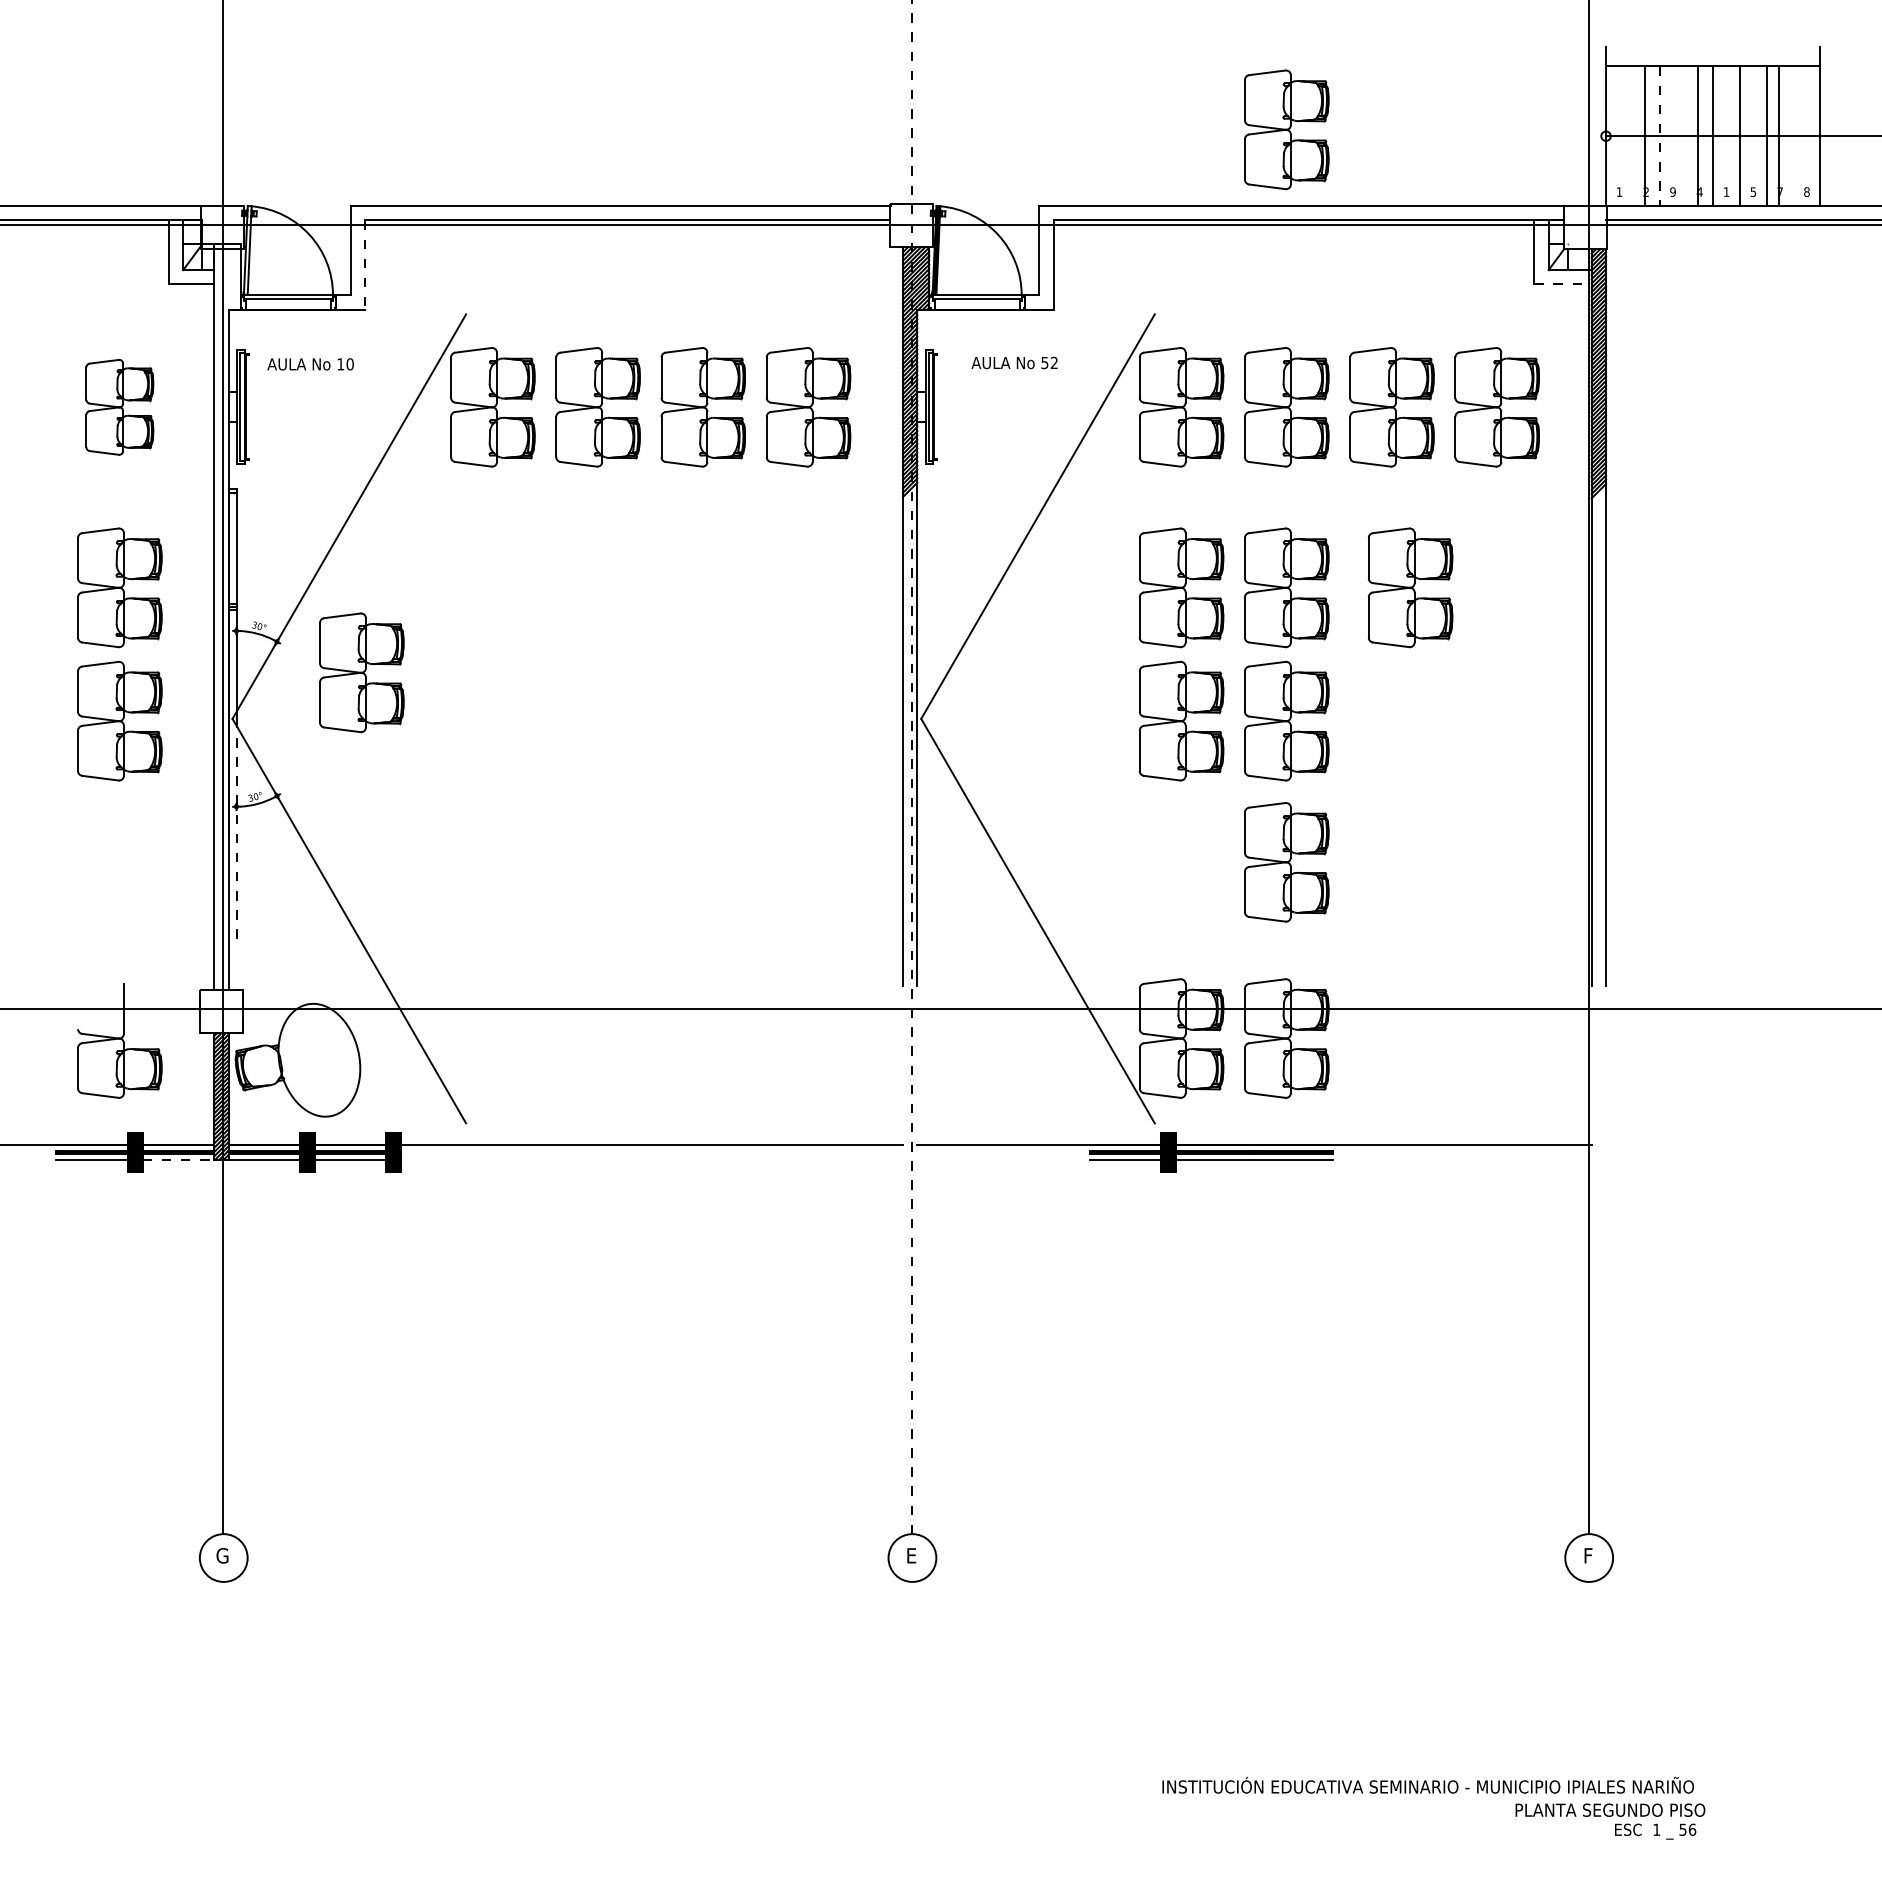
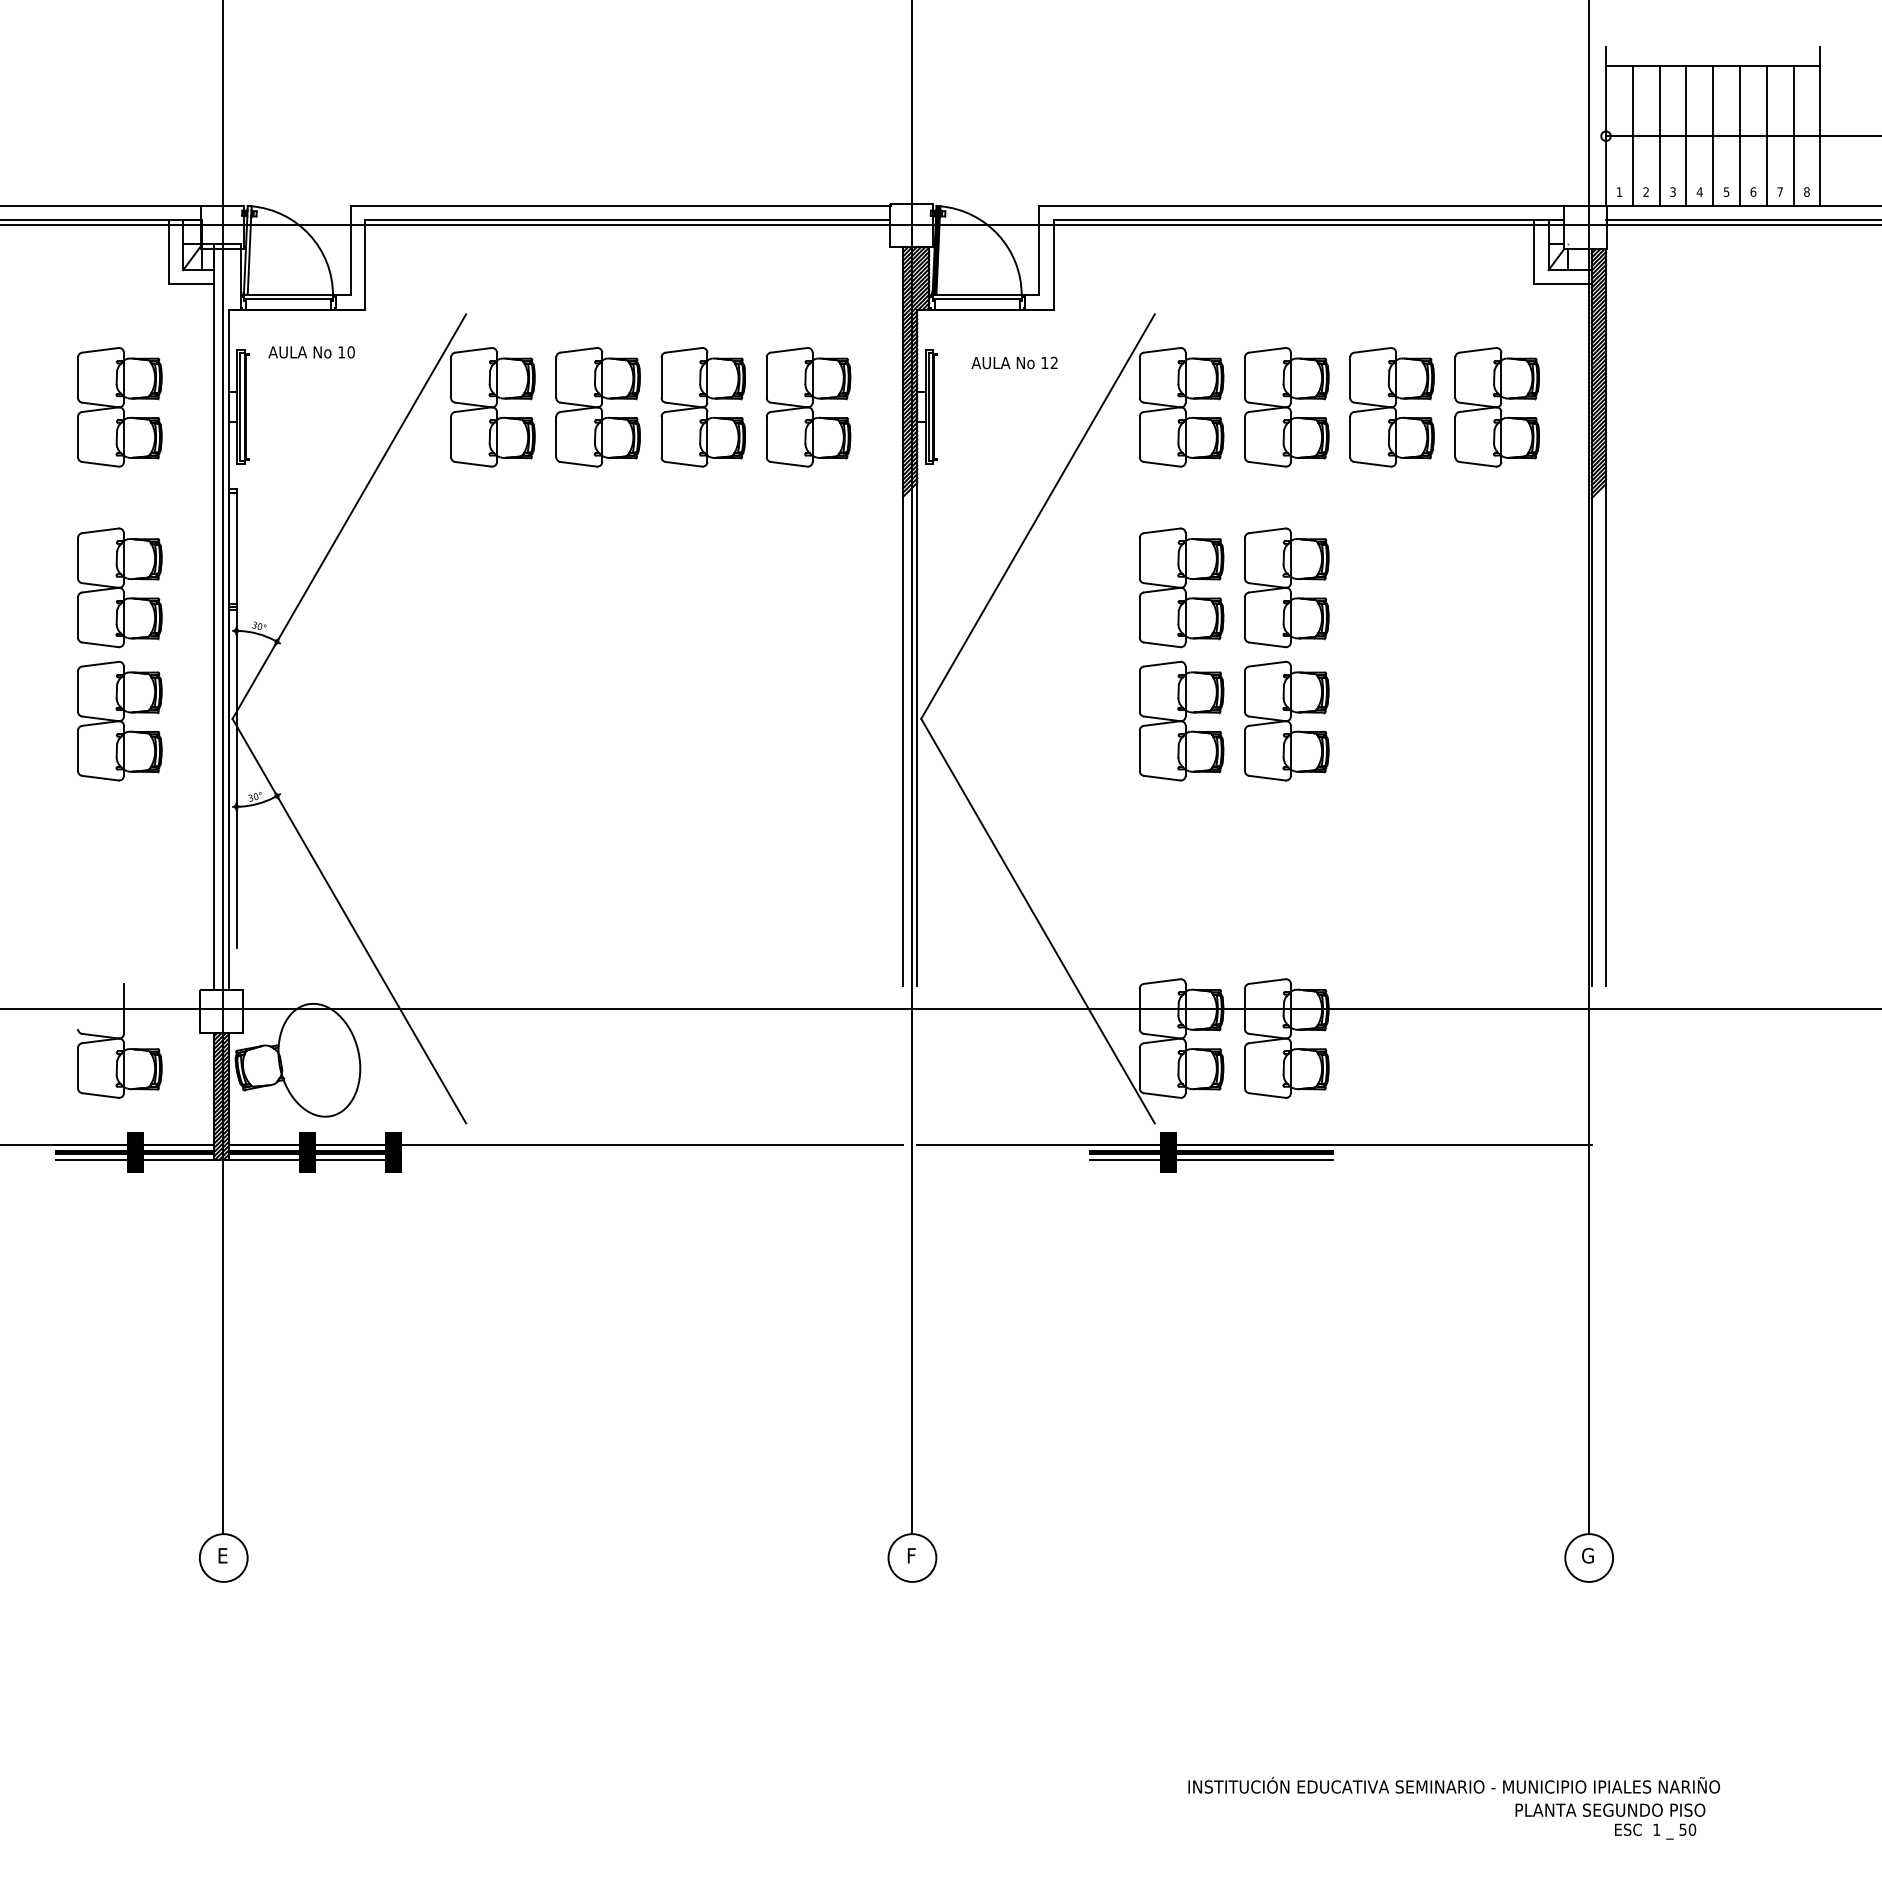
part: present -> none (1286, 129)
line position: (1644, 136) -> (1632, 136) (1632, 136)
line: dashed -> solid (1659, 136)
line position: (1698, 136) -> (1686, 136) (1686, 136)
line position: (1778, 136) -> (1793, 136) (1793, 136)
text: 9 -> 3 (1672, 191)
text: 1 -> 5 (1726, 191)
text: 5 -> 6 (1753, 191)
line: dashed -> solid (364, 265)
line: dashed -> solid (1562, 284)
text: 52 -> 12 (1044, 363)
text position: (310, 364) -> (311, 352) (311, 352)
part size: 70x98 px -> 86x121 px (119, 407)
part: present -> none (1410, 587)
part: present -> none (361, 672)
line: dashed -> solid (911, 767)
line: dashed -> solid (236, 833)
part: present -> none (1286, 862)
line: dashed -> solid (178, 1159)
text: G -> E (222, 1555)
text: E -> F (911, 1555)
text: F -> G (1587, 1555)
text position: (1427, 1785) -> (1453, 1785) (1453, 1785)
text: 56 -> 50 (1692, 1829)
